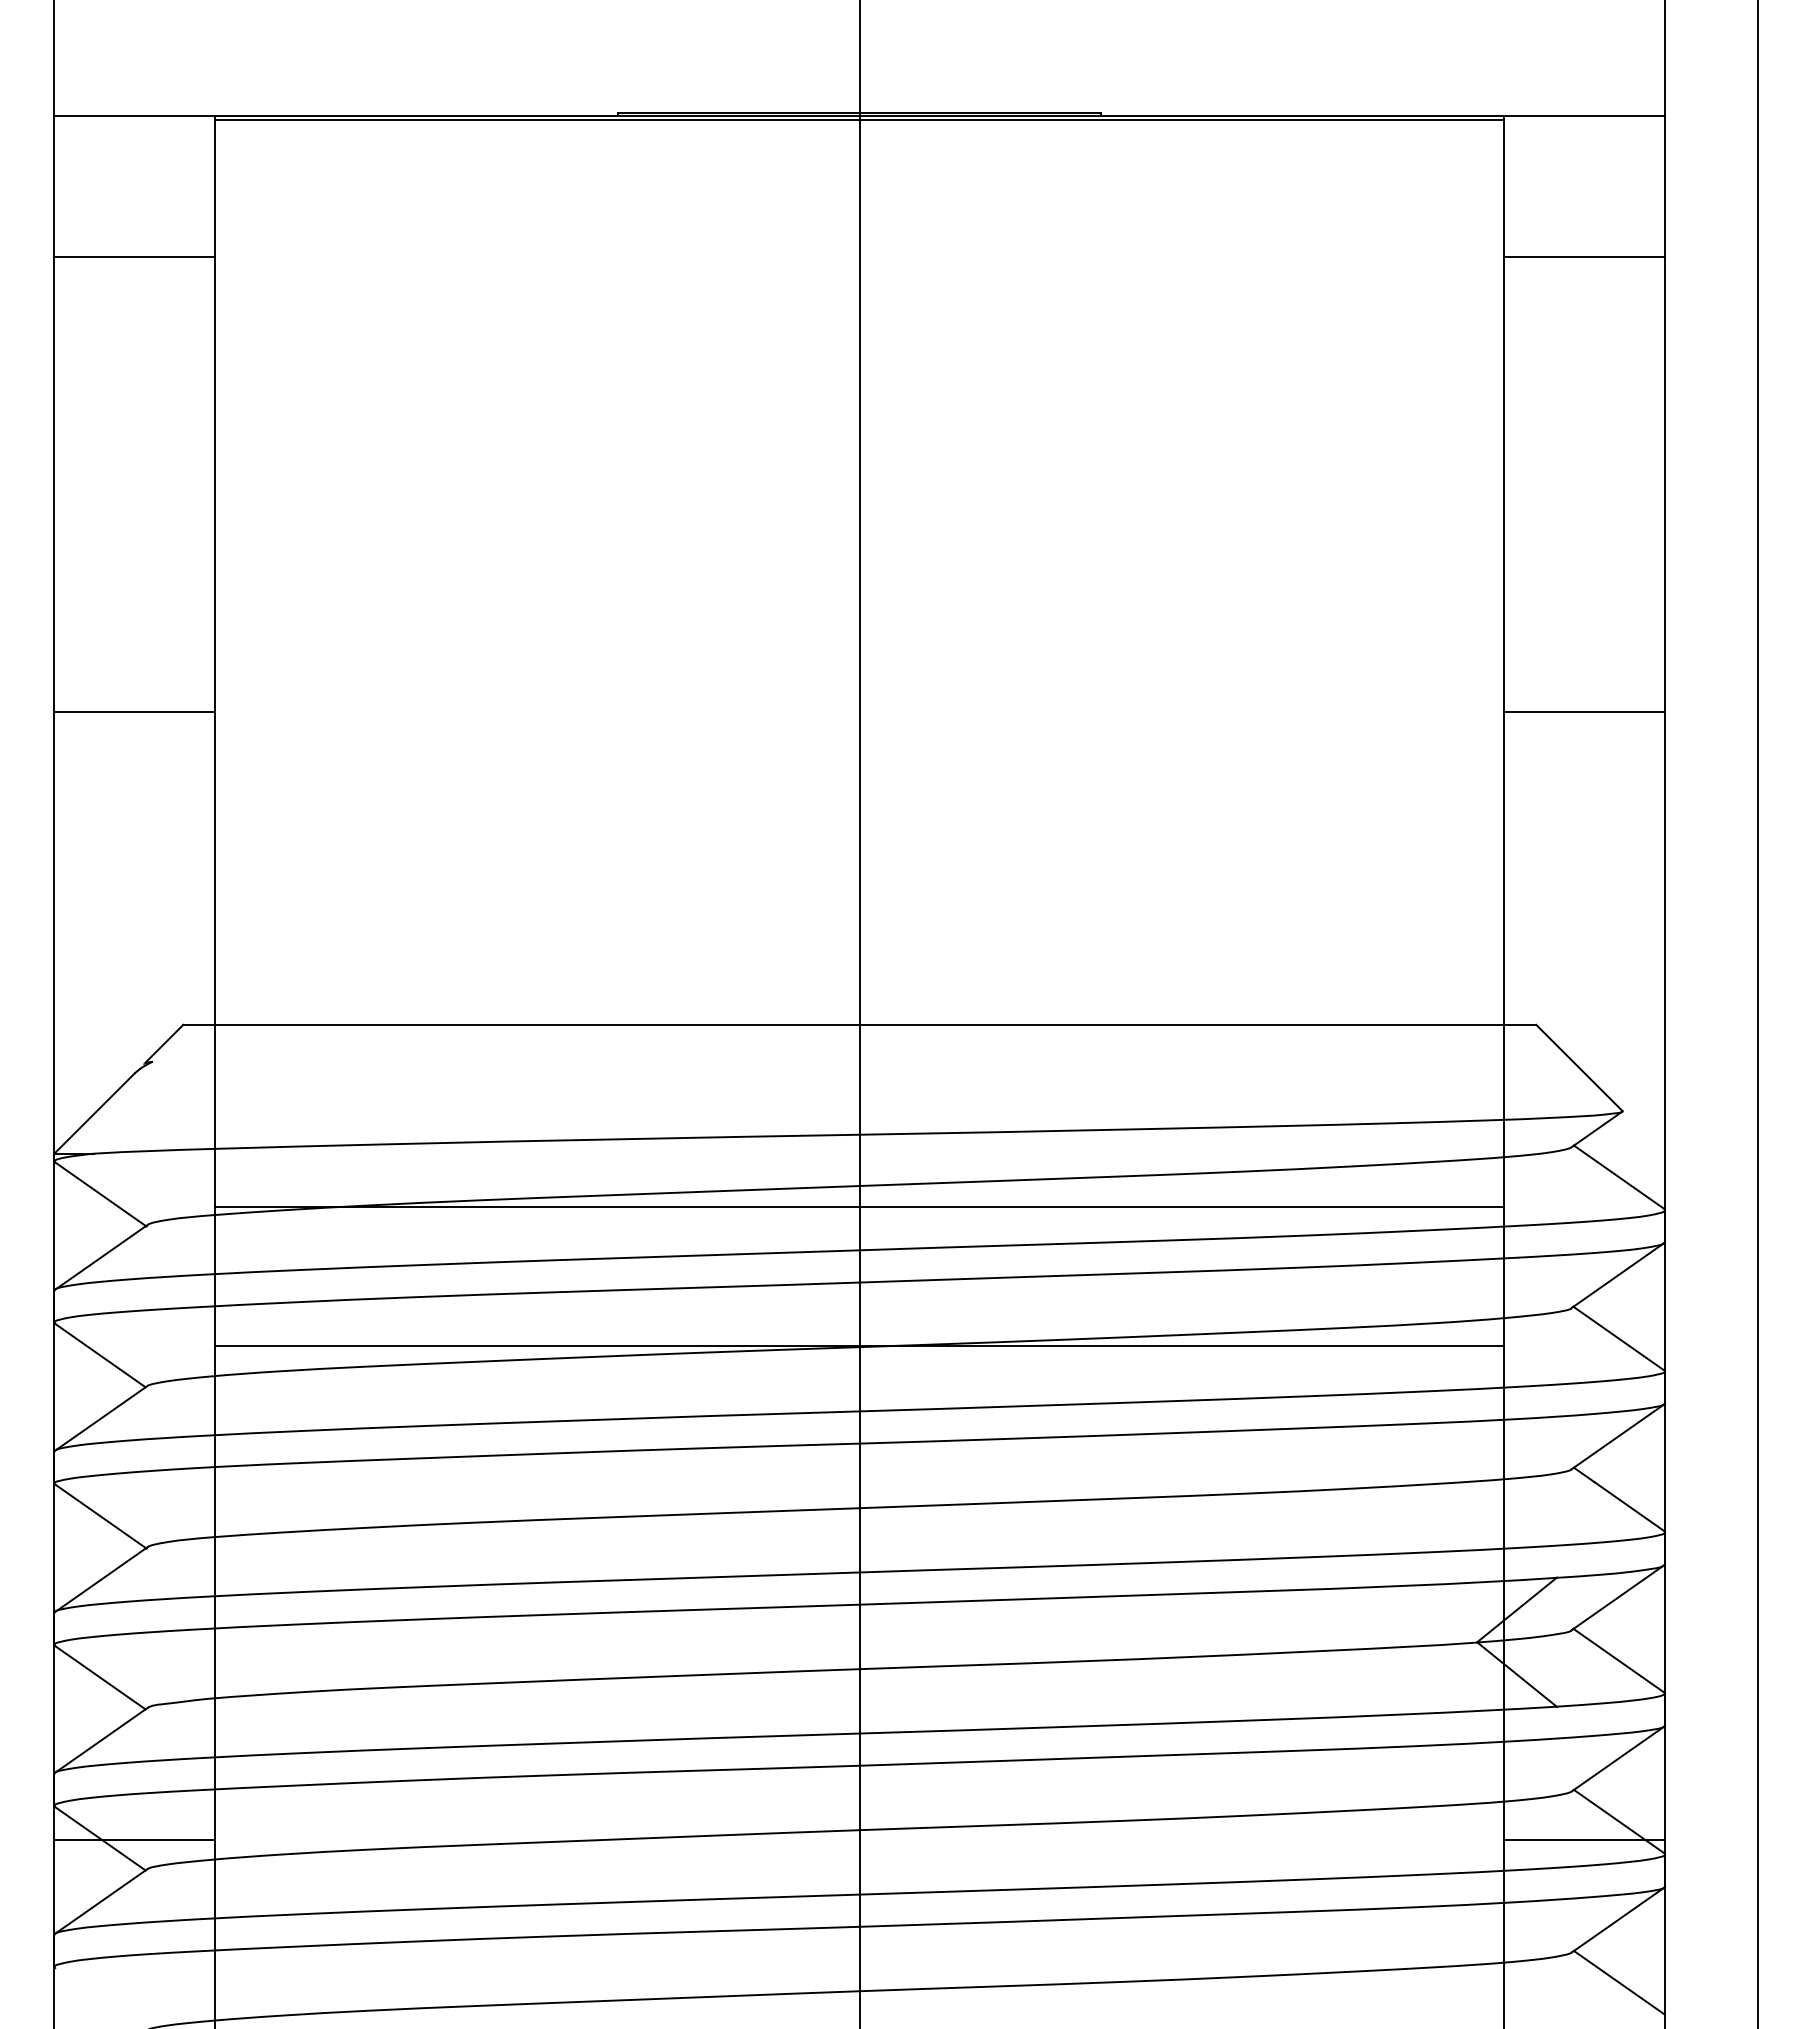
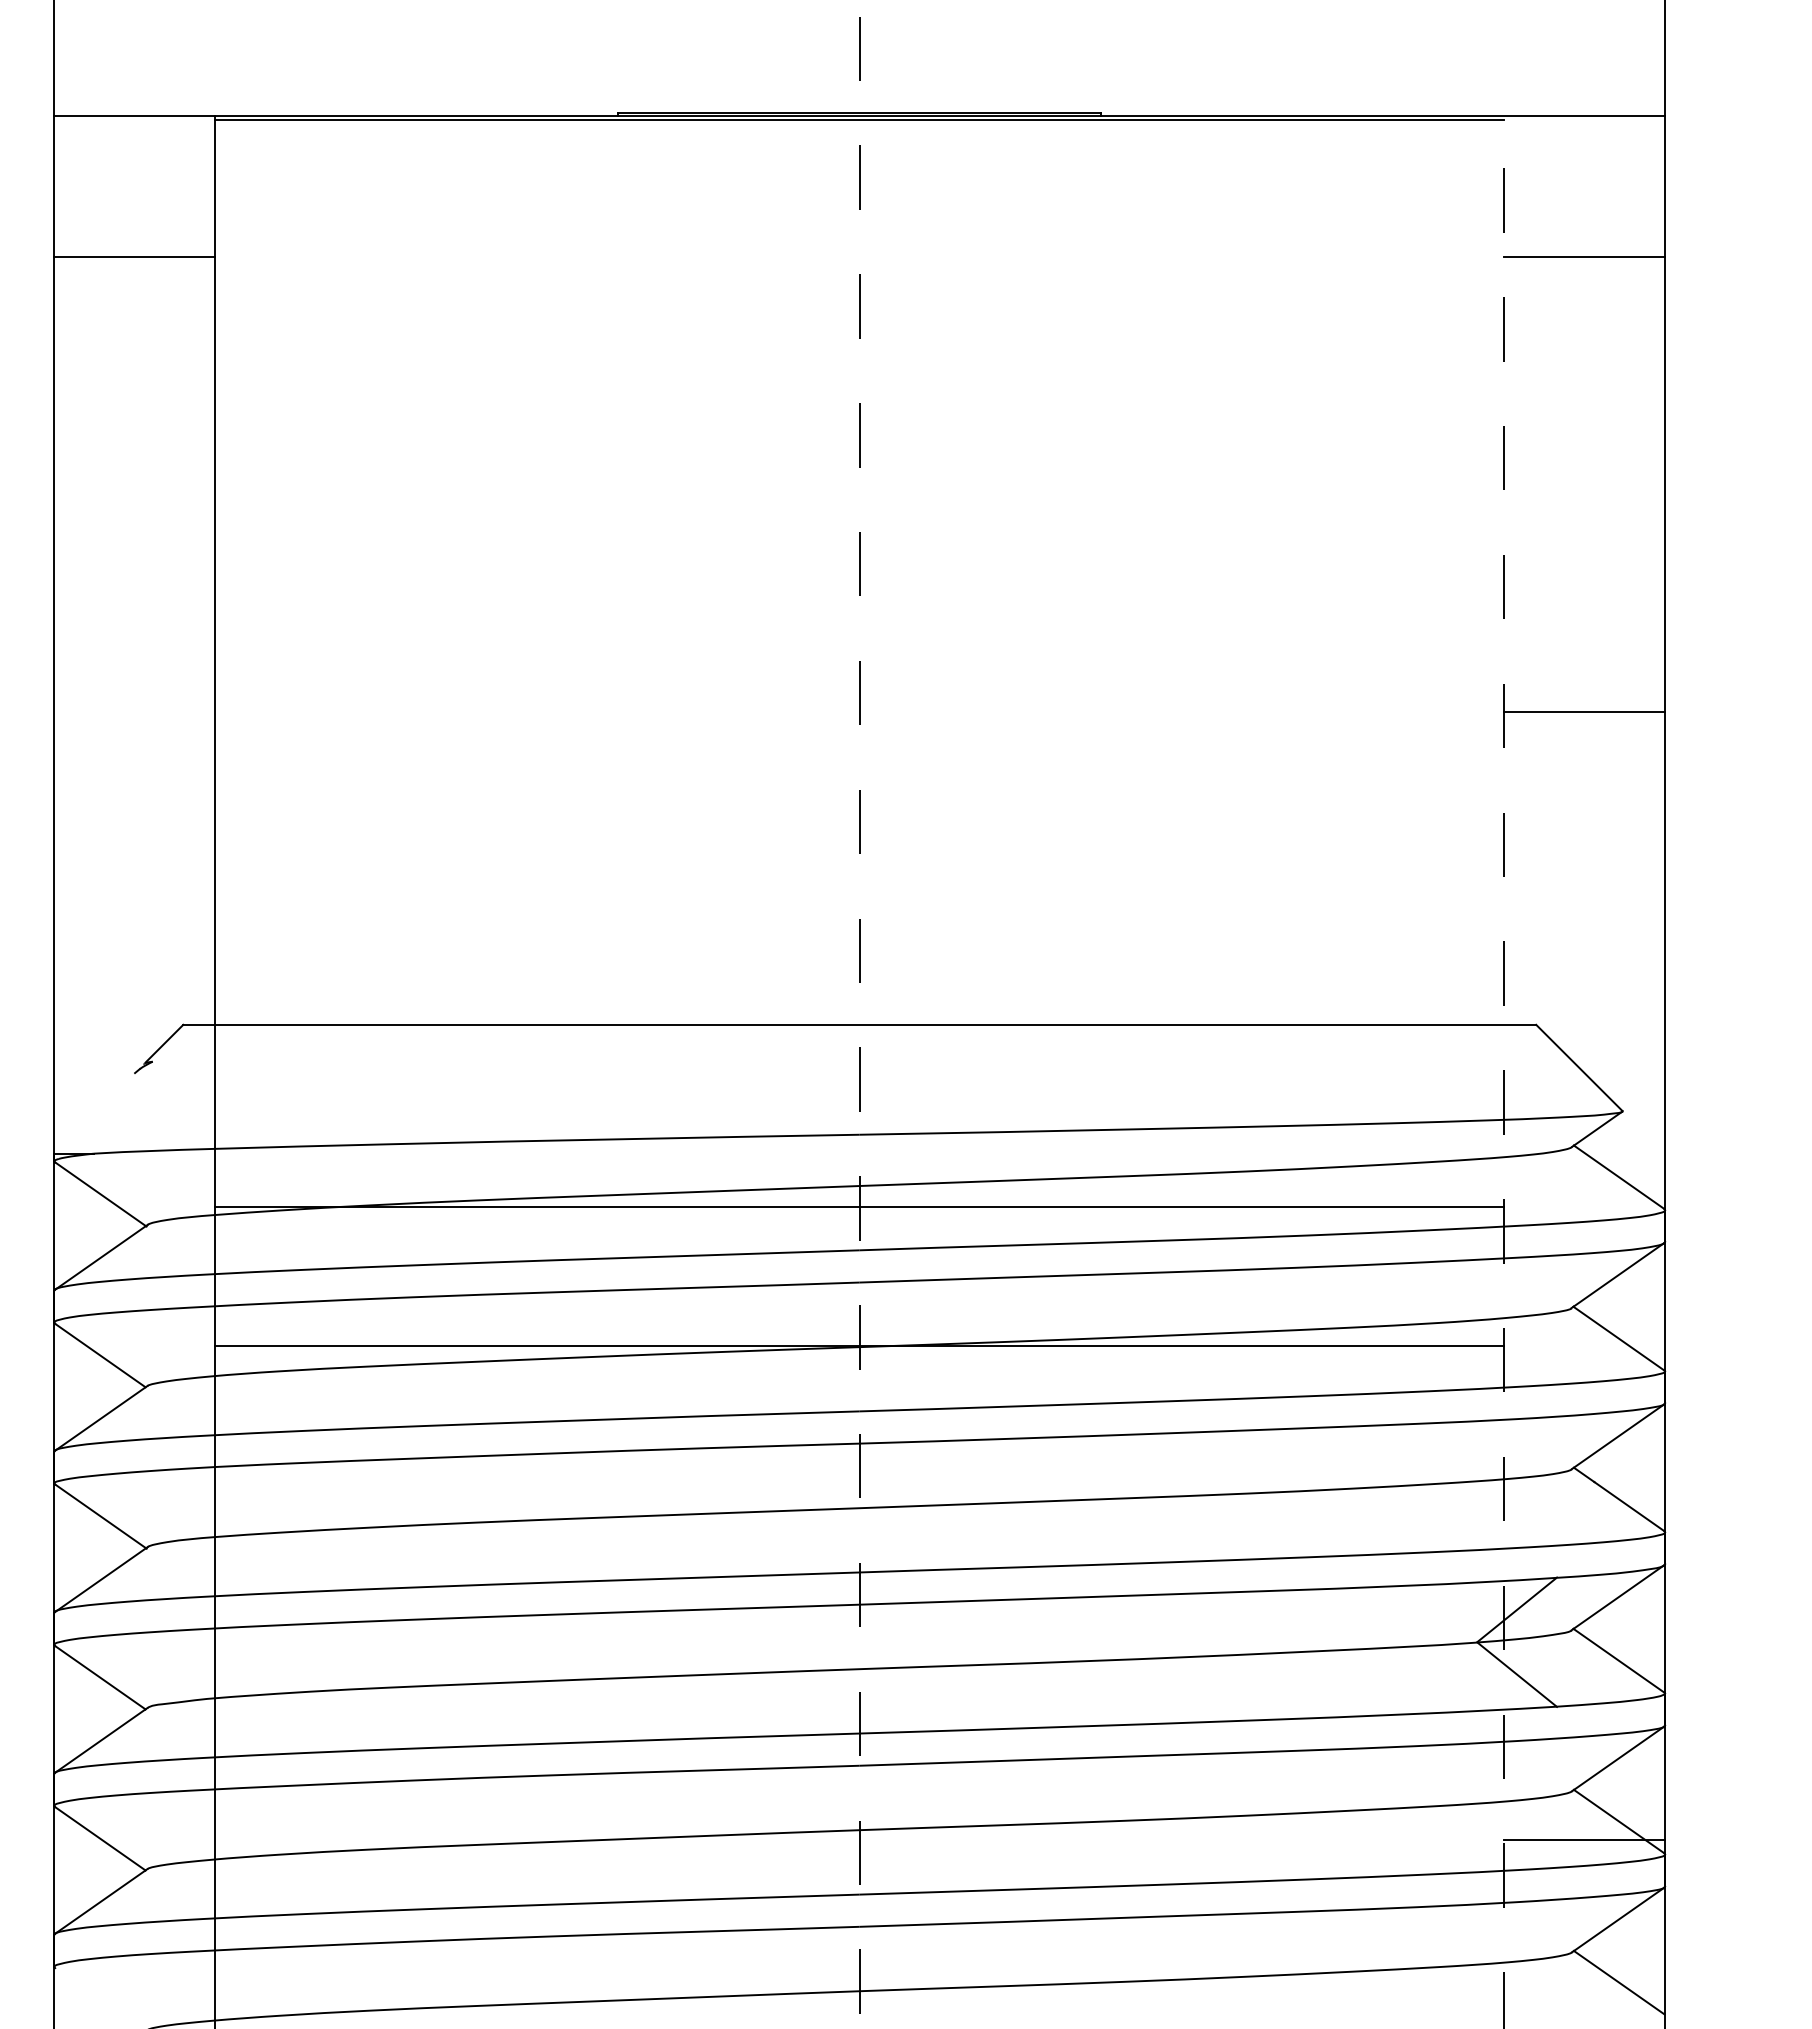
line: present -> none (134, 712)
line: present -> none (1757, 1013)
line: solid -> dashed (859, 1015)
line: solid -> dashed (1503, 1072)
line: present -> none (94, 1113)
line: present -> none (134, 1839)
